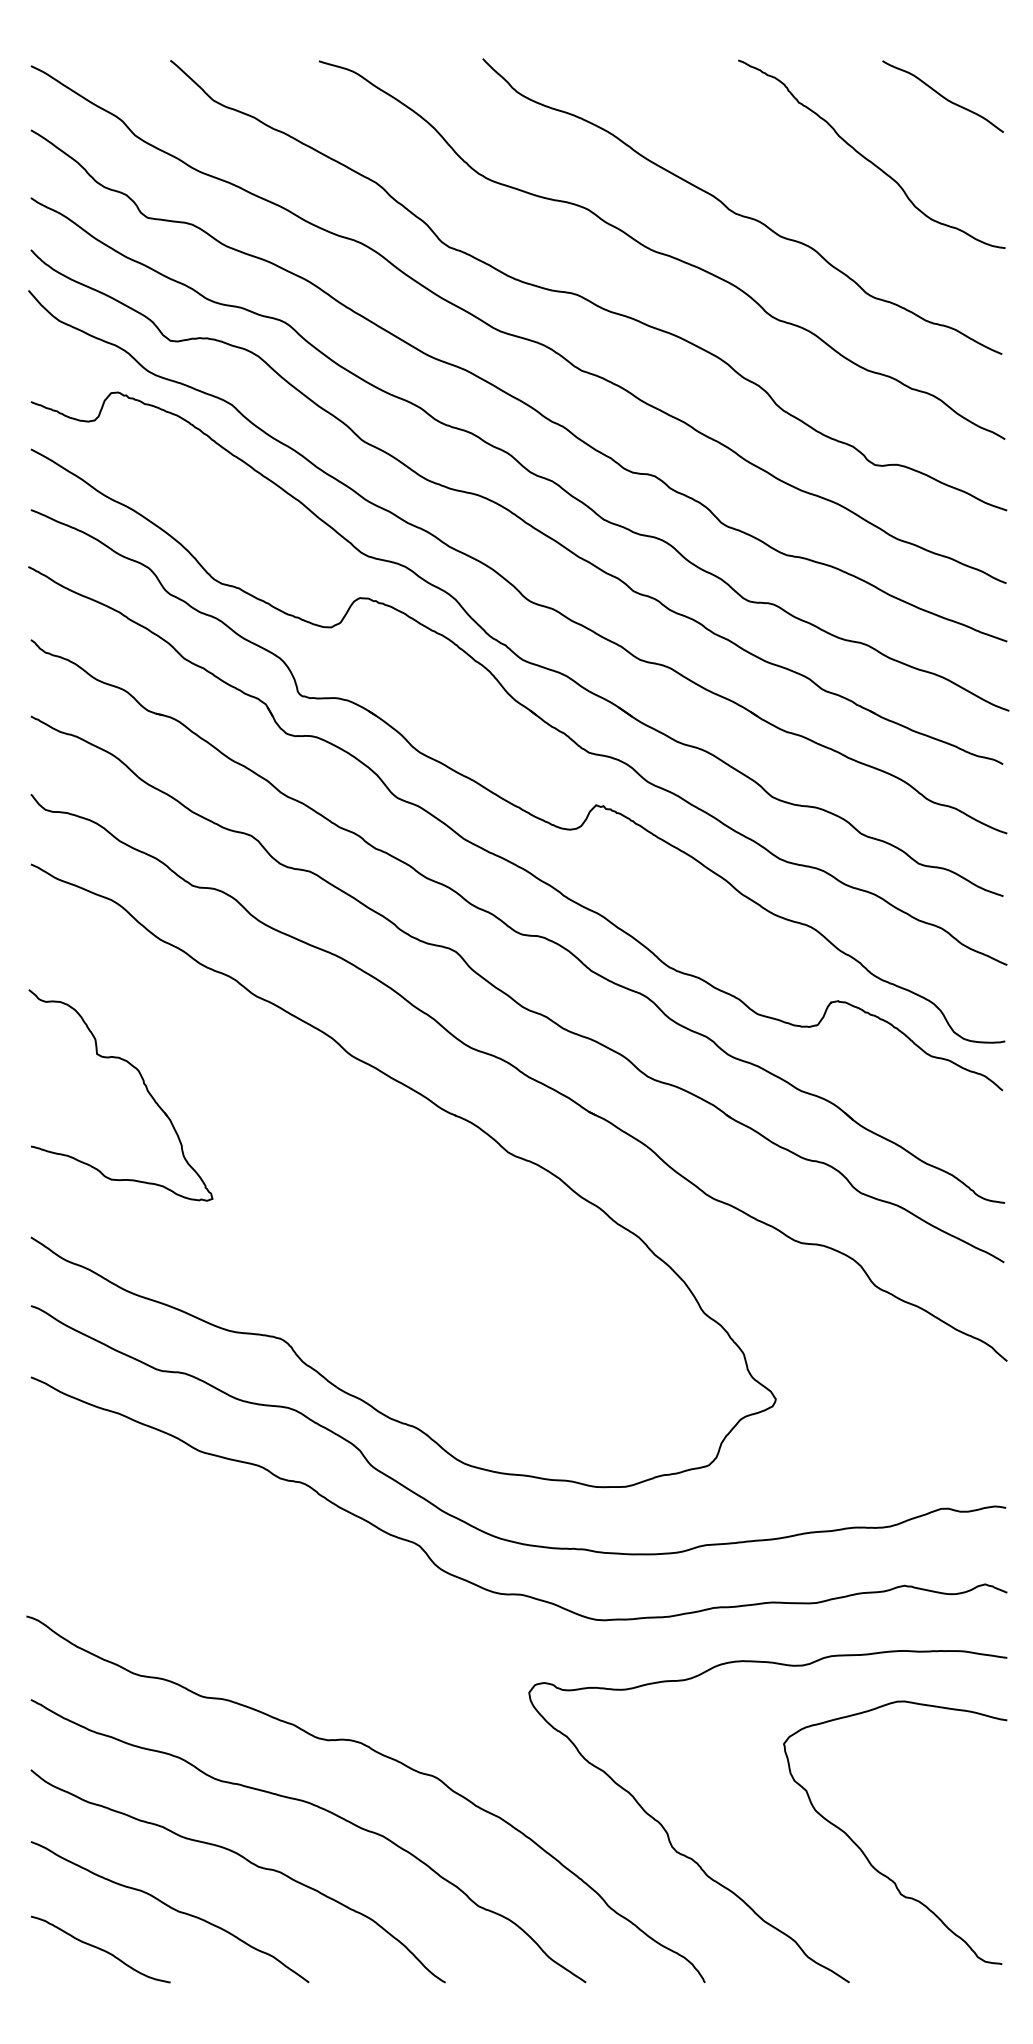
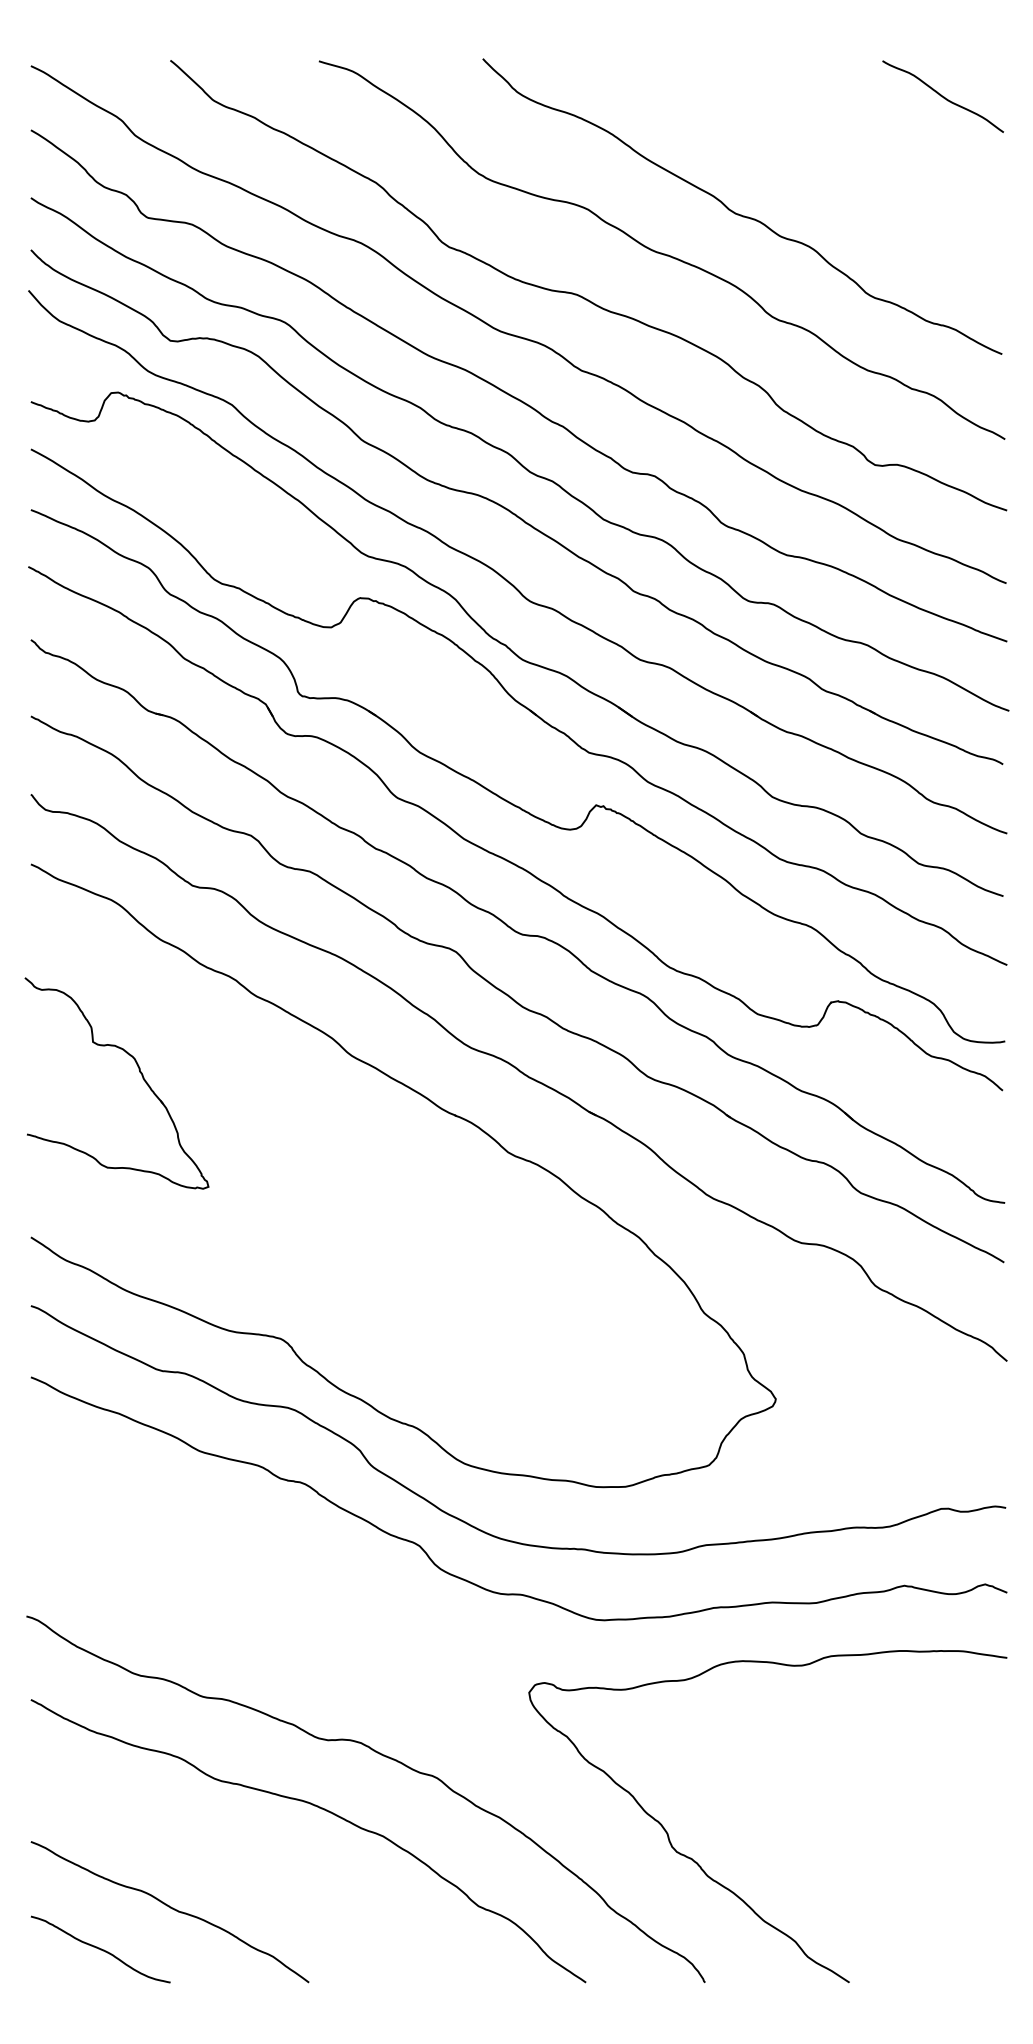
curve: present -> none (866, 157)
part position: (143, 1084) -> (139, 1072) (139, 1072)
curve: present -> none (864, 1852)
curve: present -> none (248, 1862)
